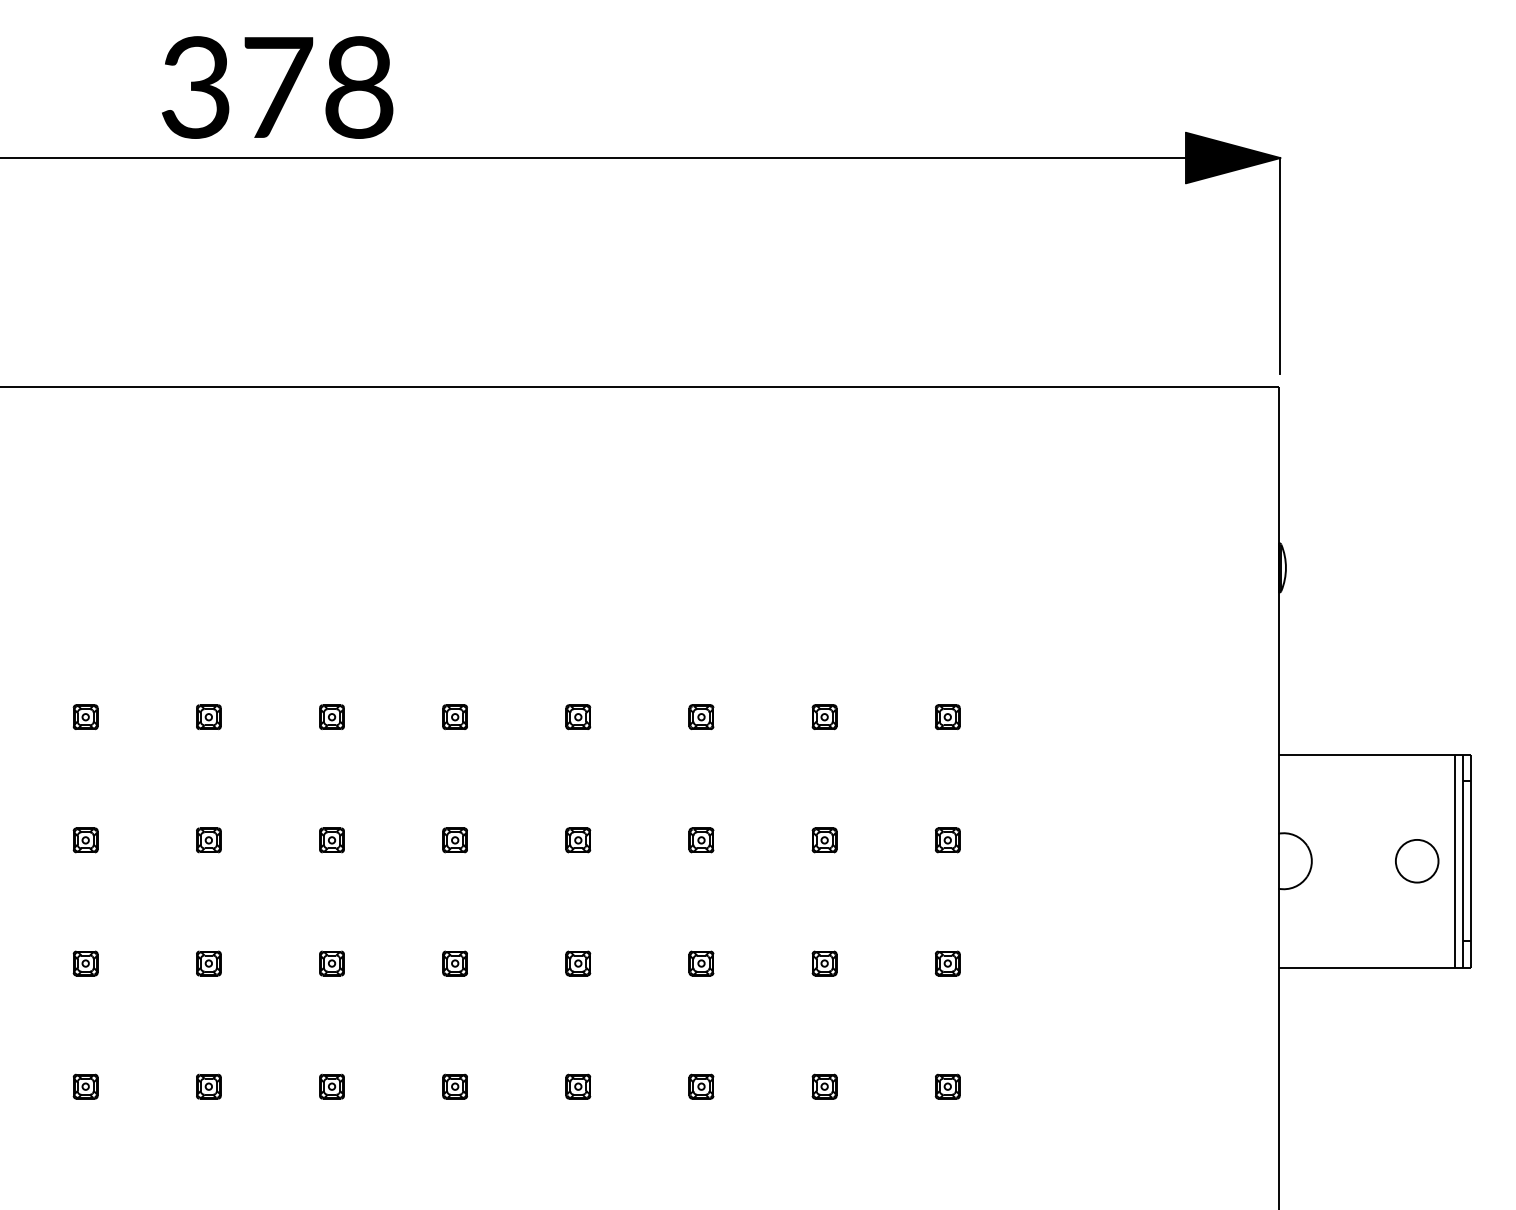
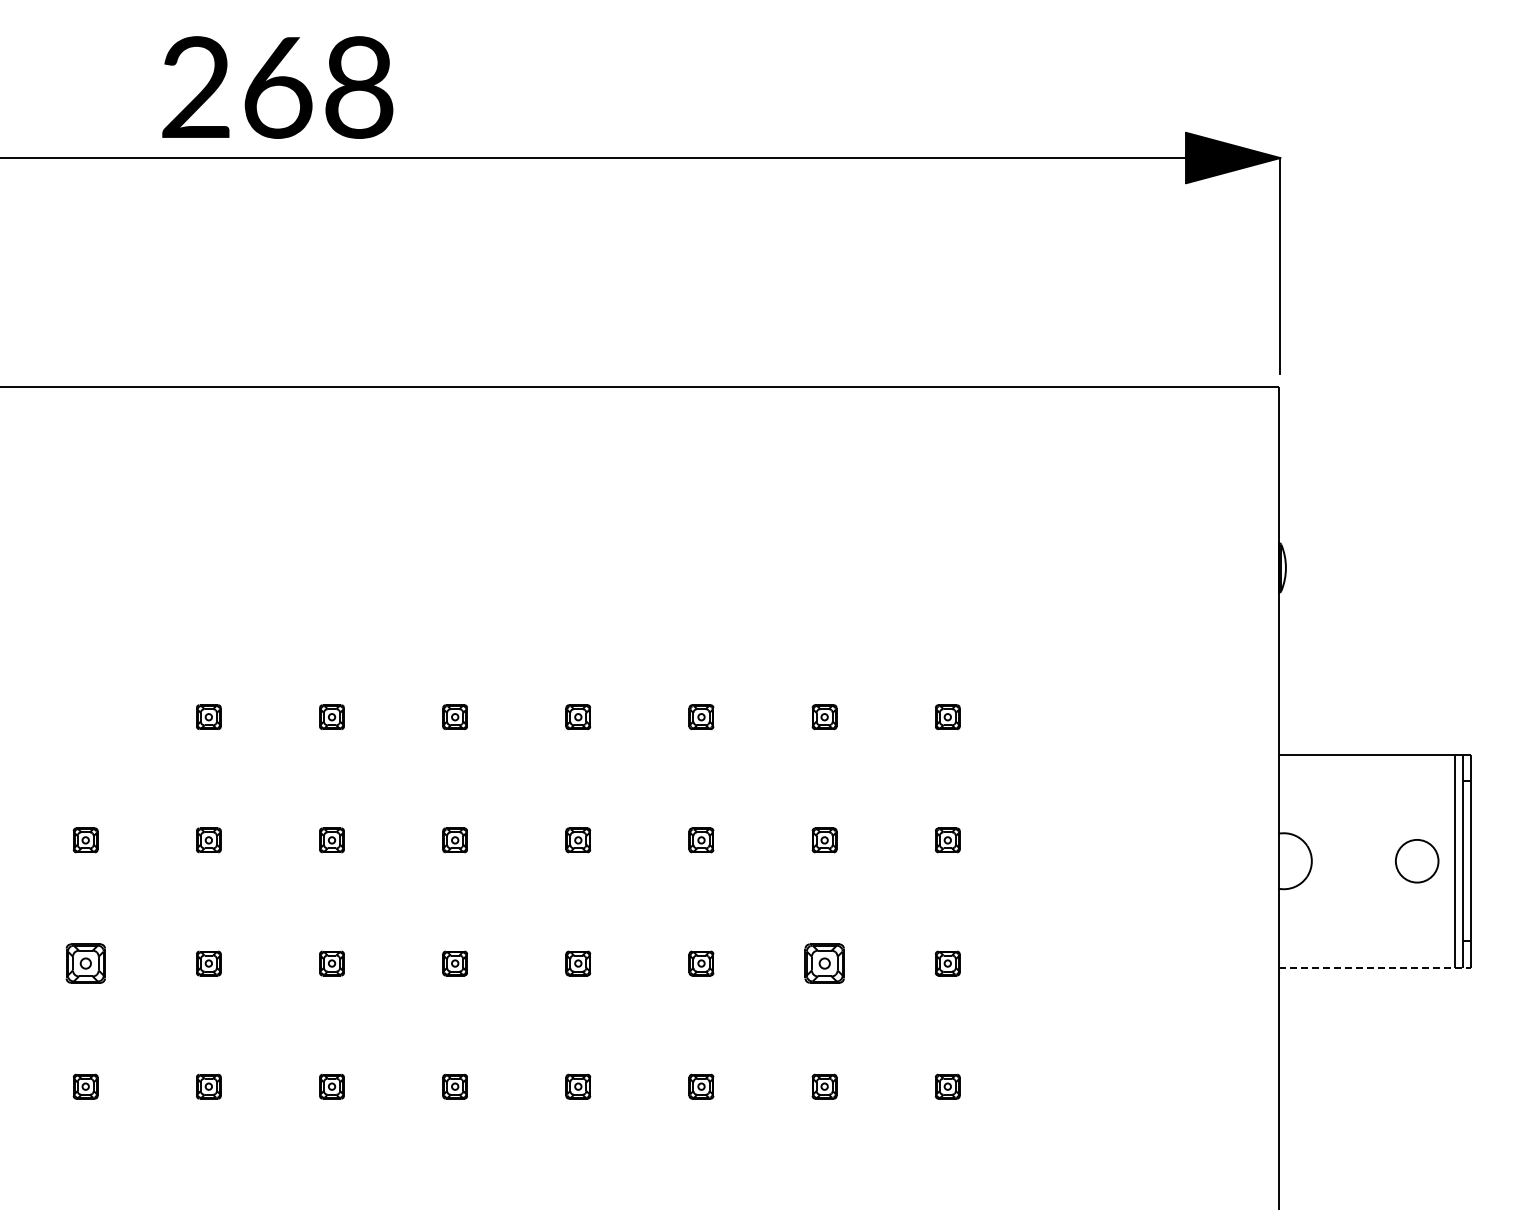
text: 378 -> 268 (237, 87)
part: present -> none (85, 717)
part size: 27x27 px -> 41x41 px (85, 963)
part size: 27x27 px -> 41x41 px (824, 963)
line: solid -> dashed (1375, 967)
